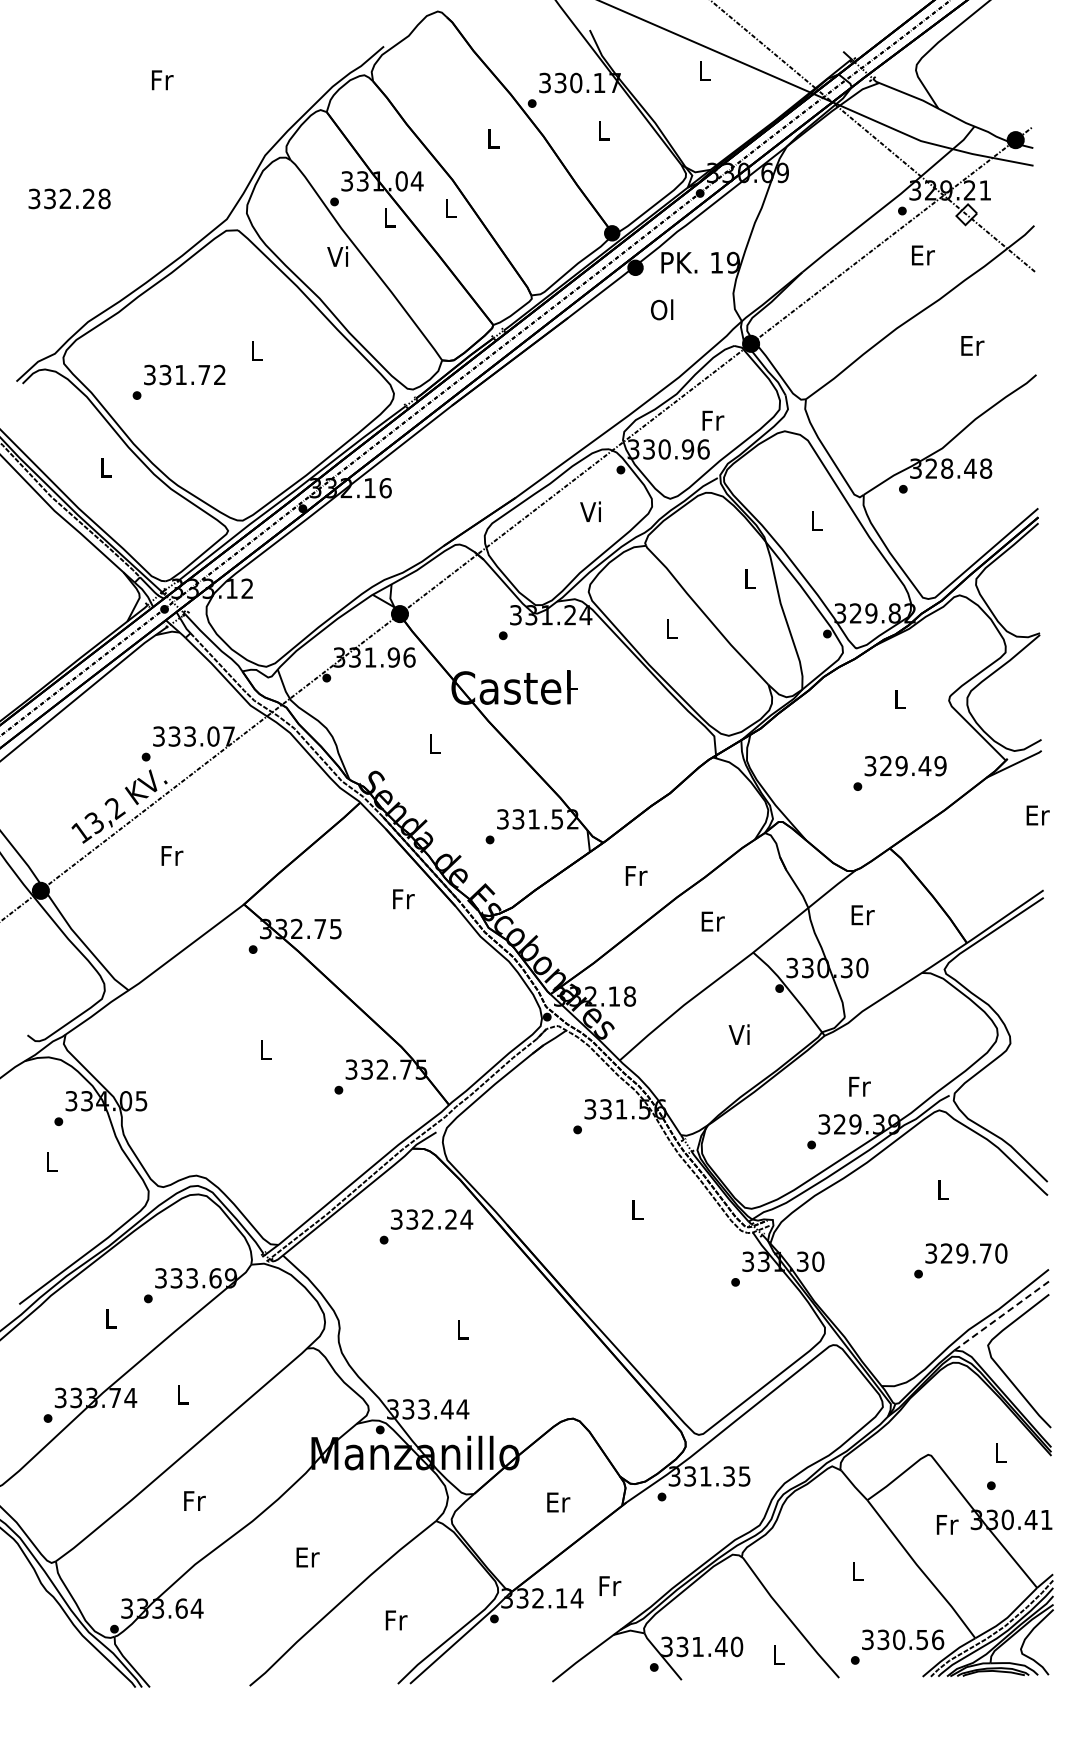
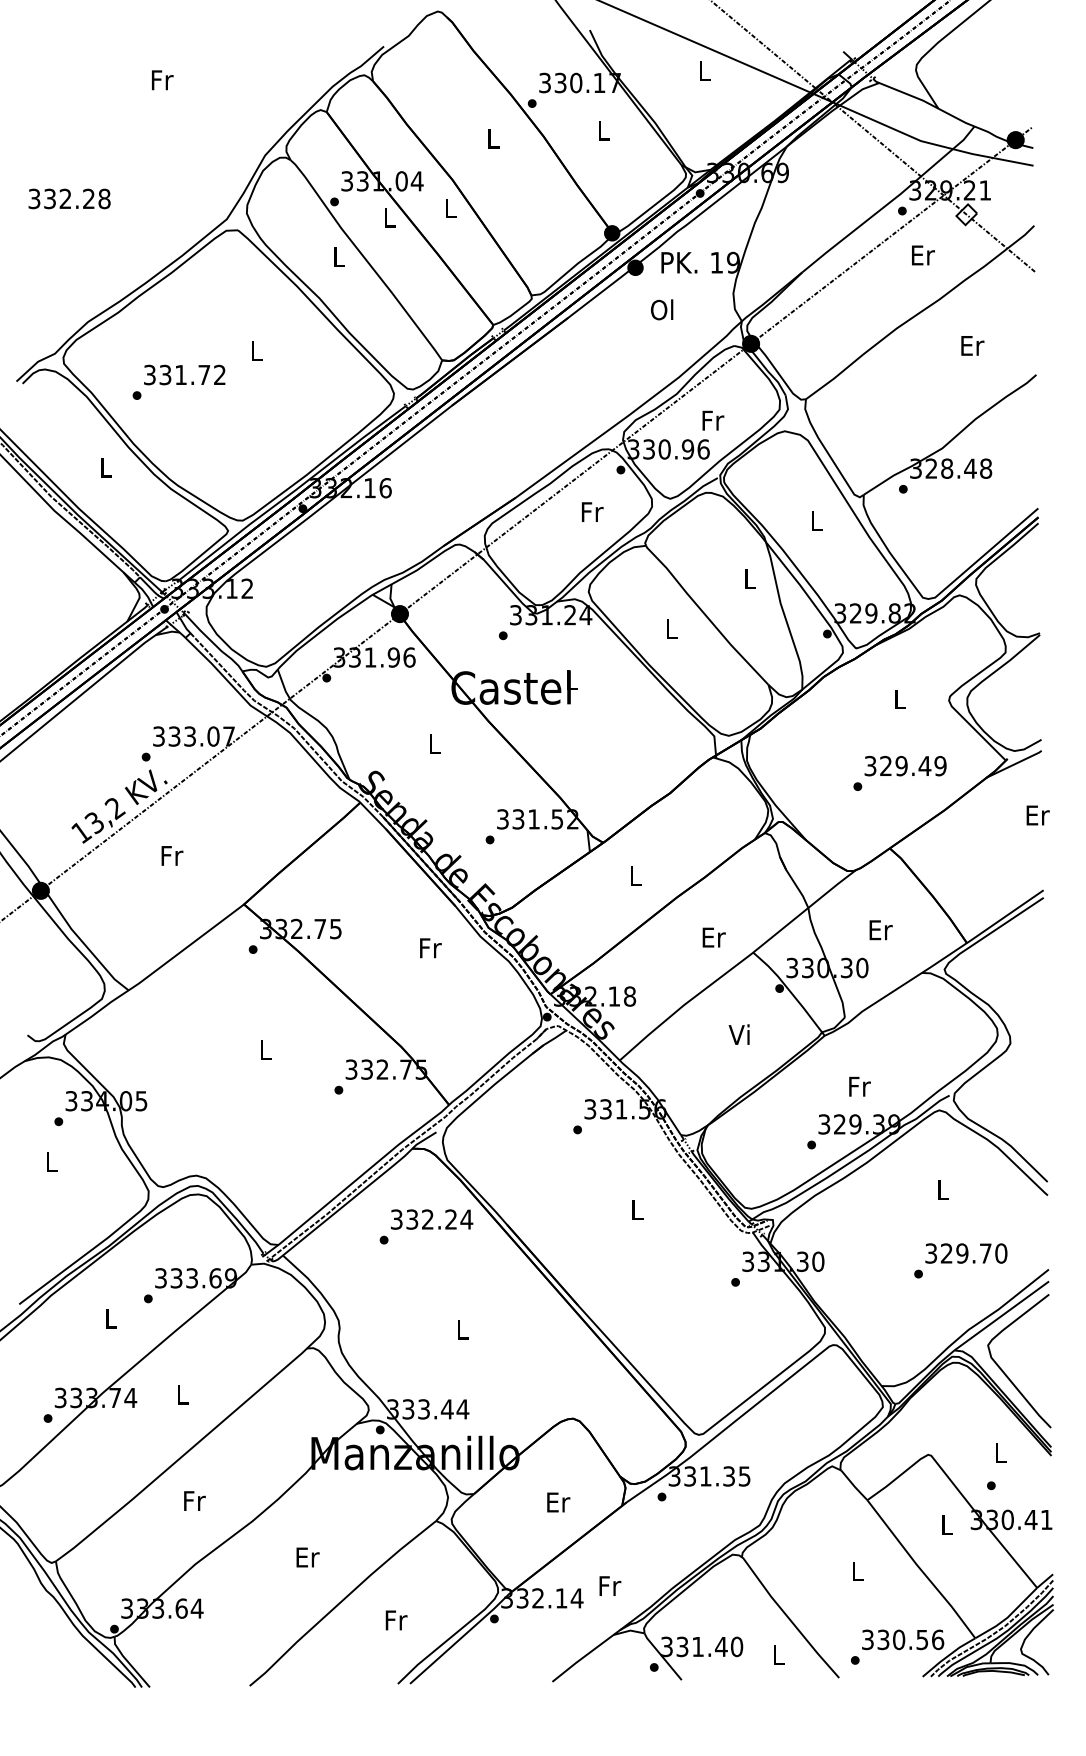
text: Vi -> L (337, 256)
text: Vi -> Fr (591, 511)
text: Fr -> L (636, 875)
text position: (403, 899) -> (430, 948) (430, 948)
text position: (862, 915) -> (880, 930) (880, 930)
text position: (712, 921) -> (713, 937) (713, 937)
line: dashed -> solid (1001, 1315)
text: Fr -> L (947, 1524)
